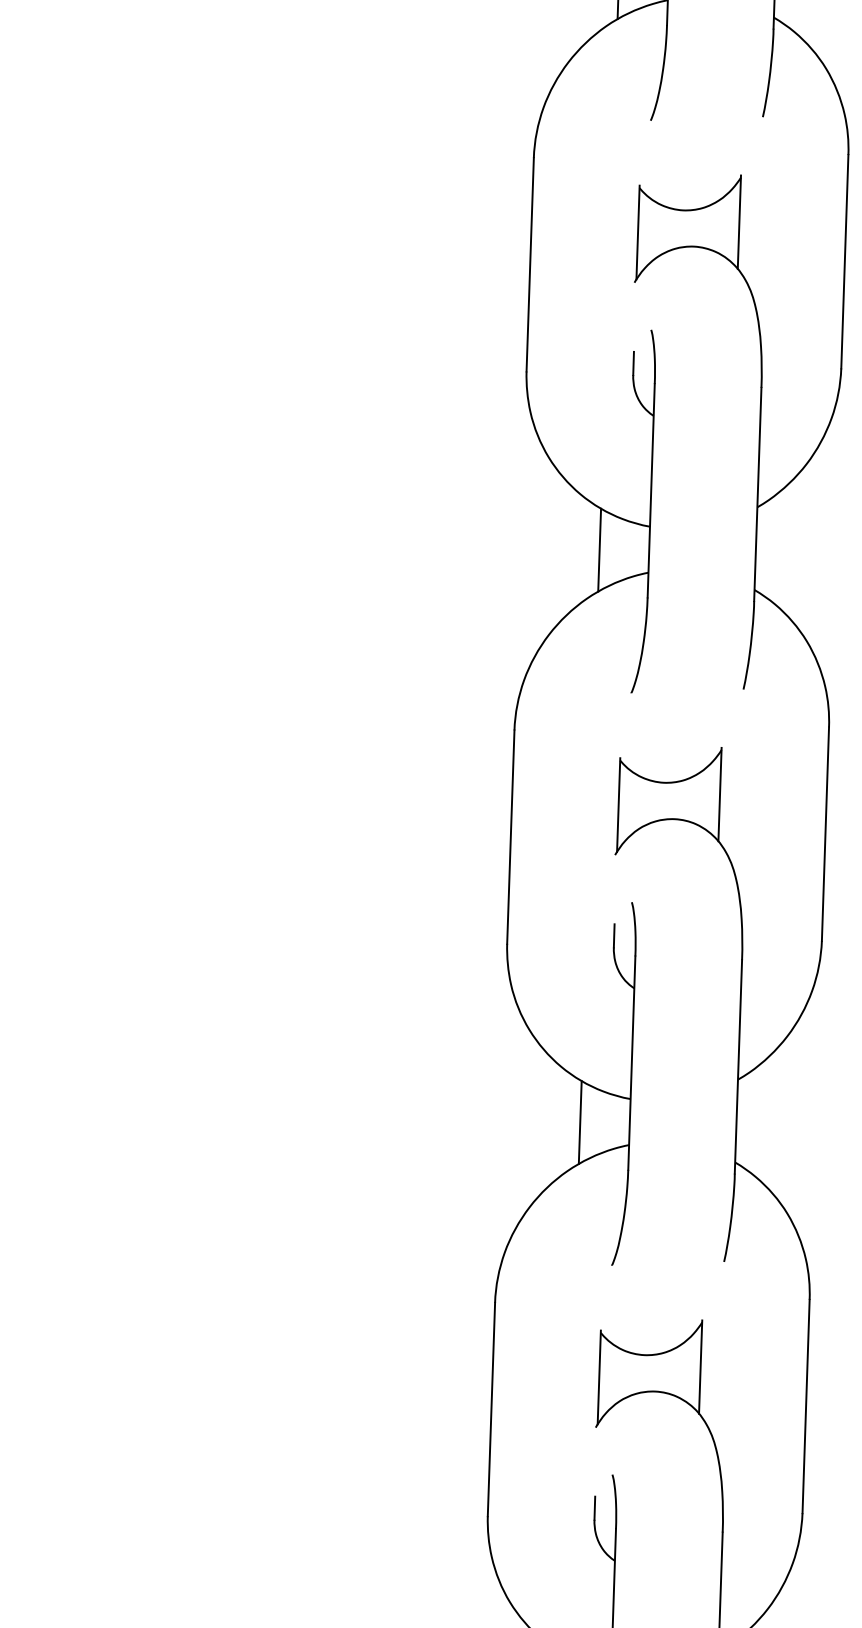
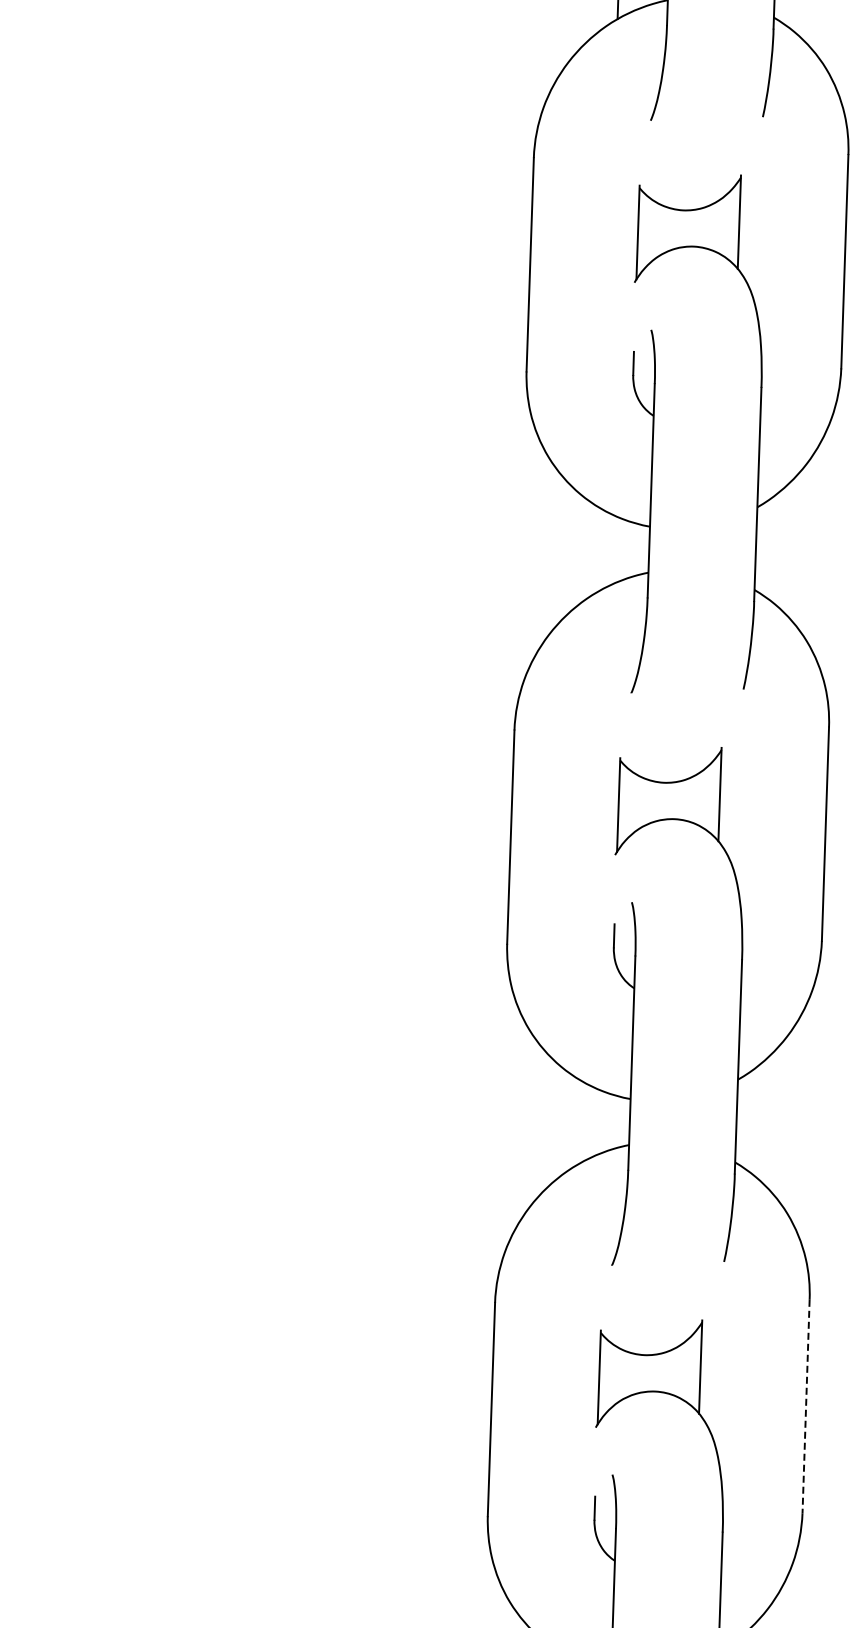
line: present -> none (599, 549)
line: present -> none (579, 1122)
line: solid -> dashed (806, 1406)
